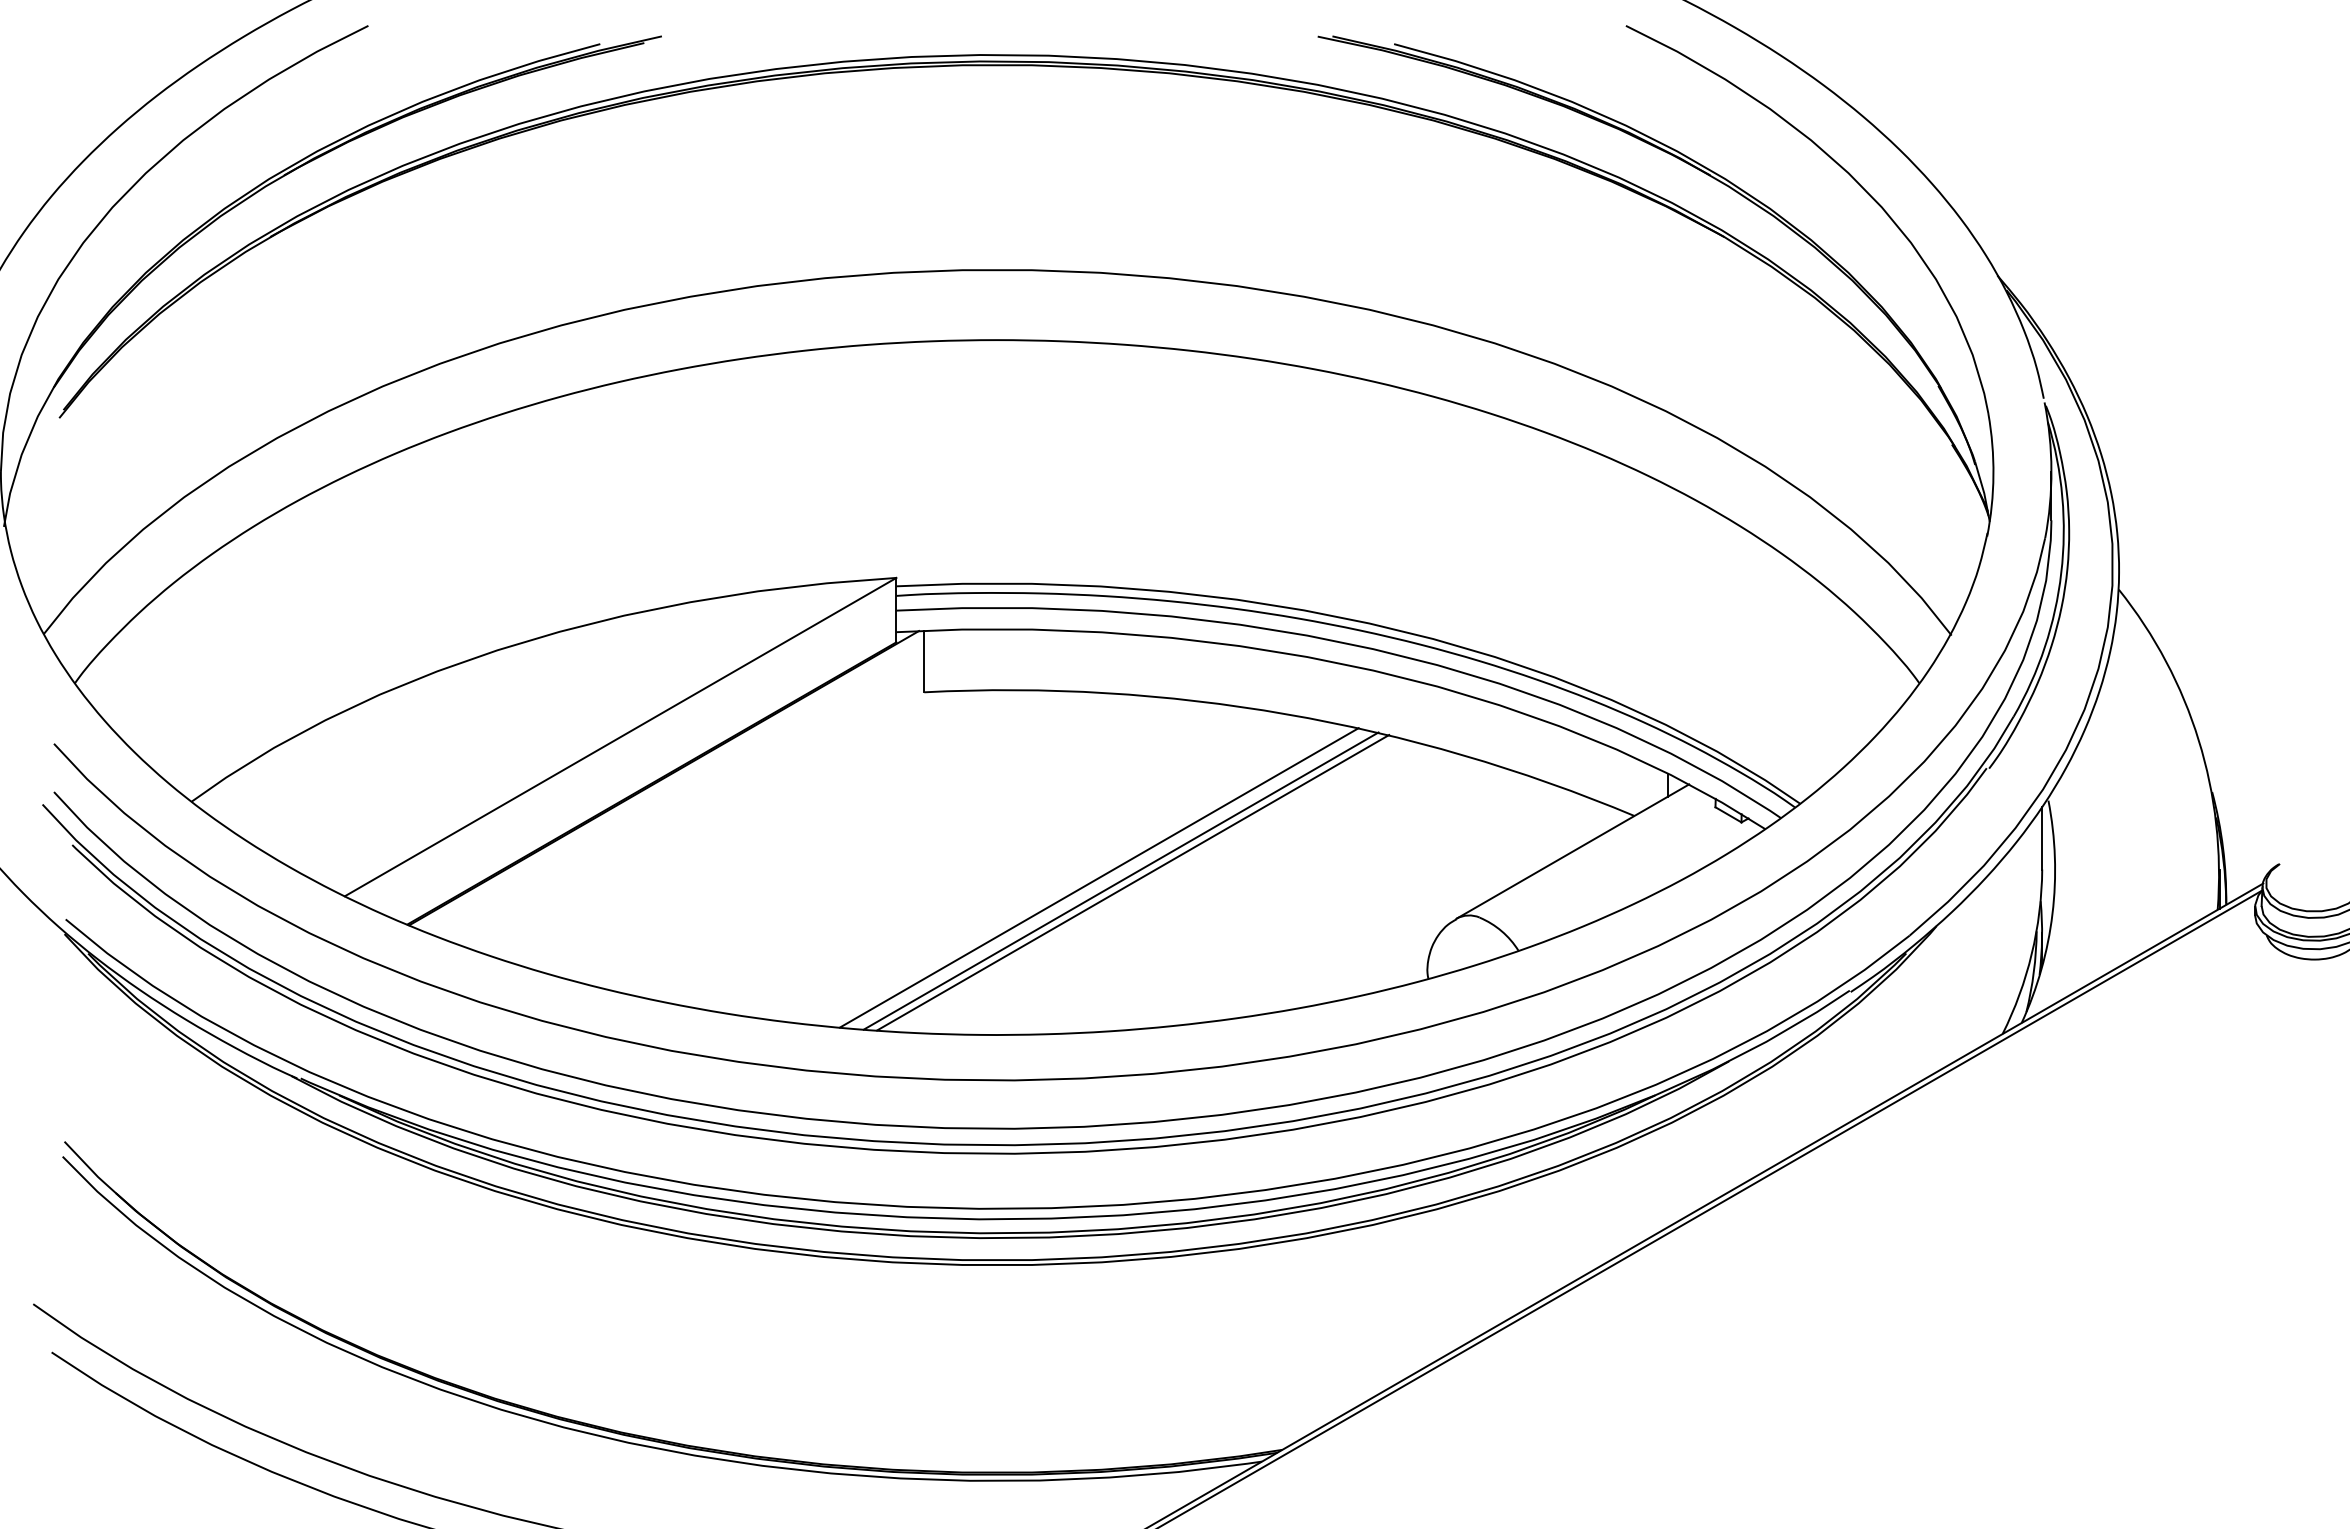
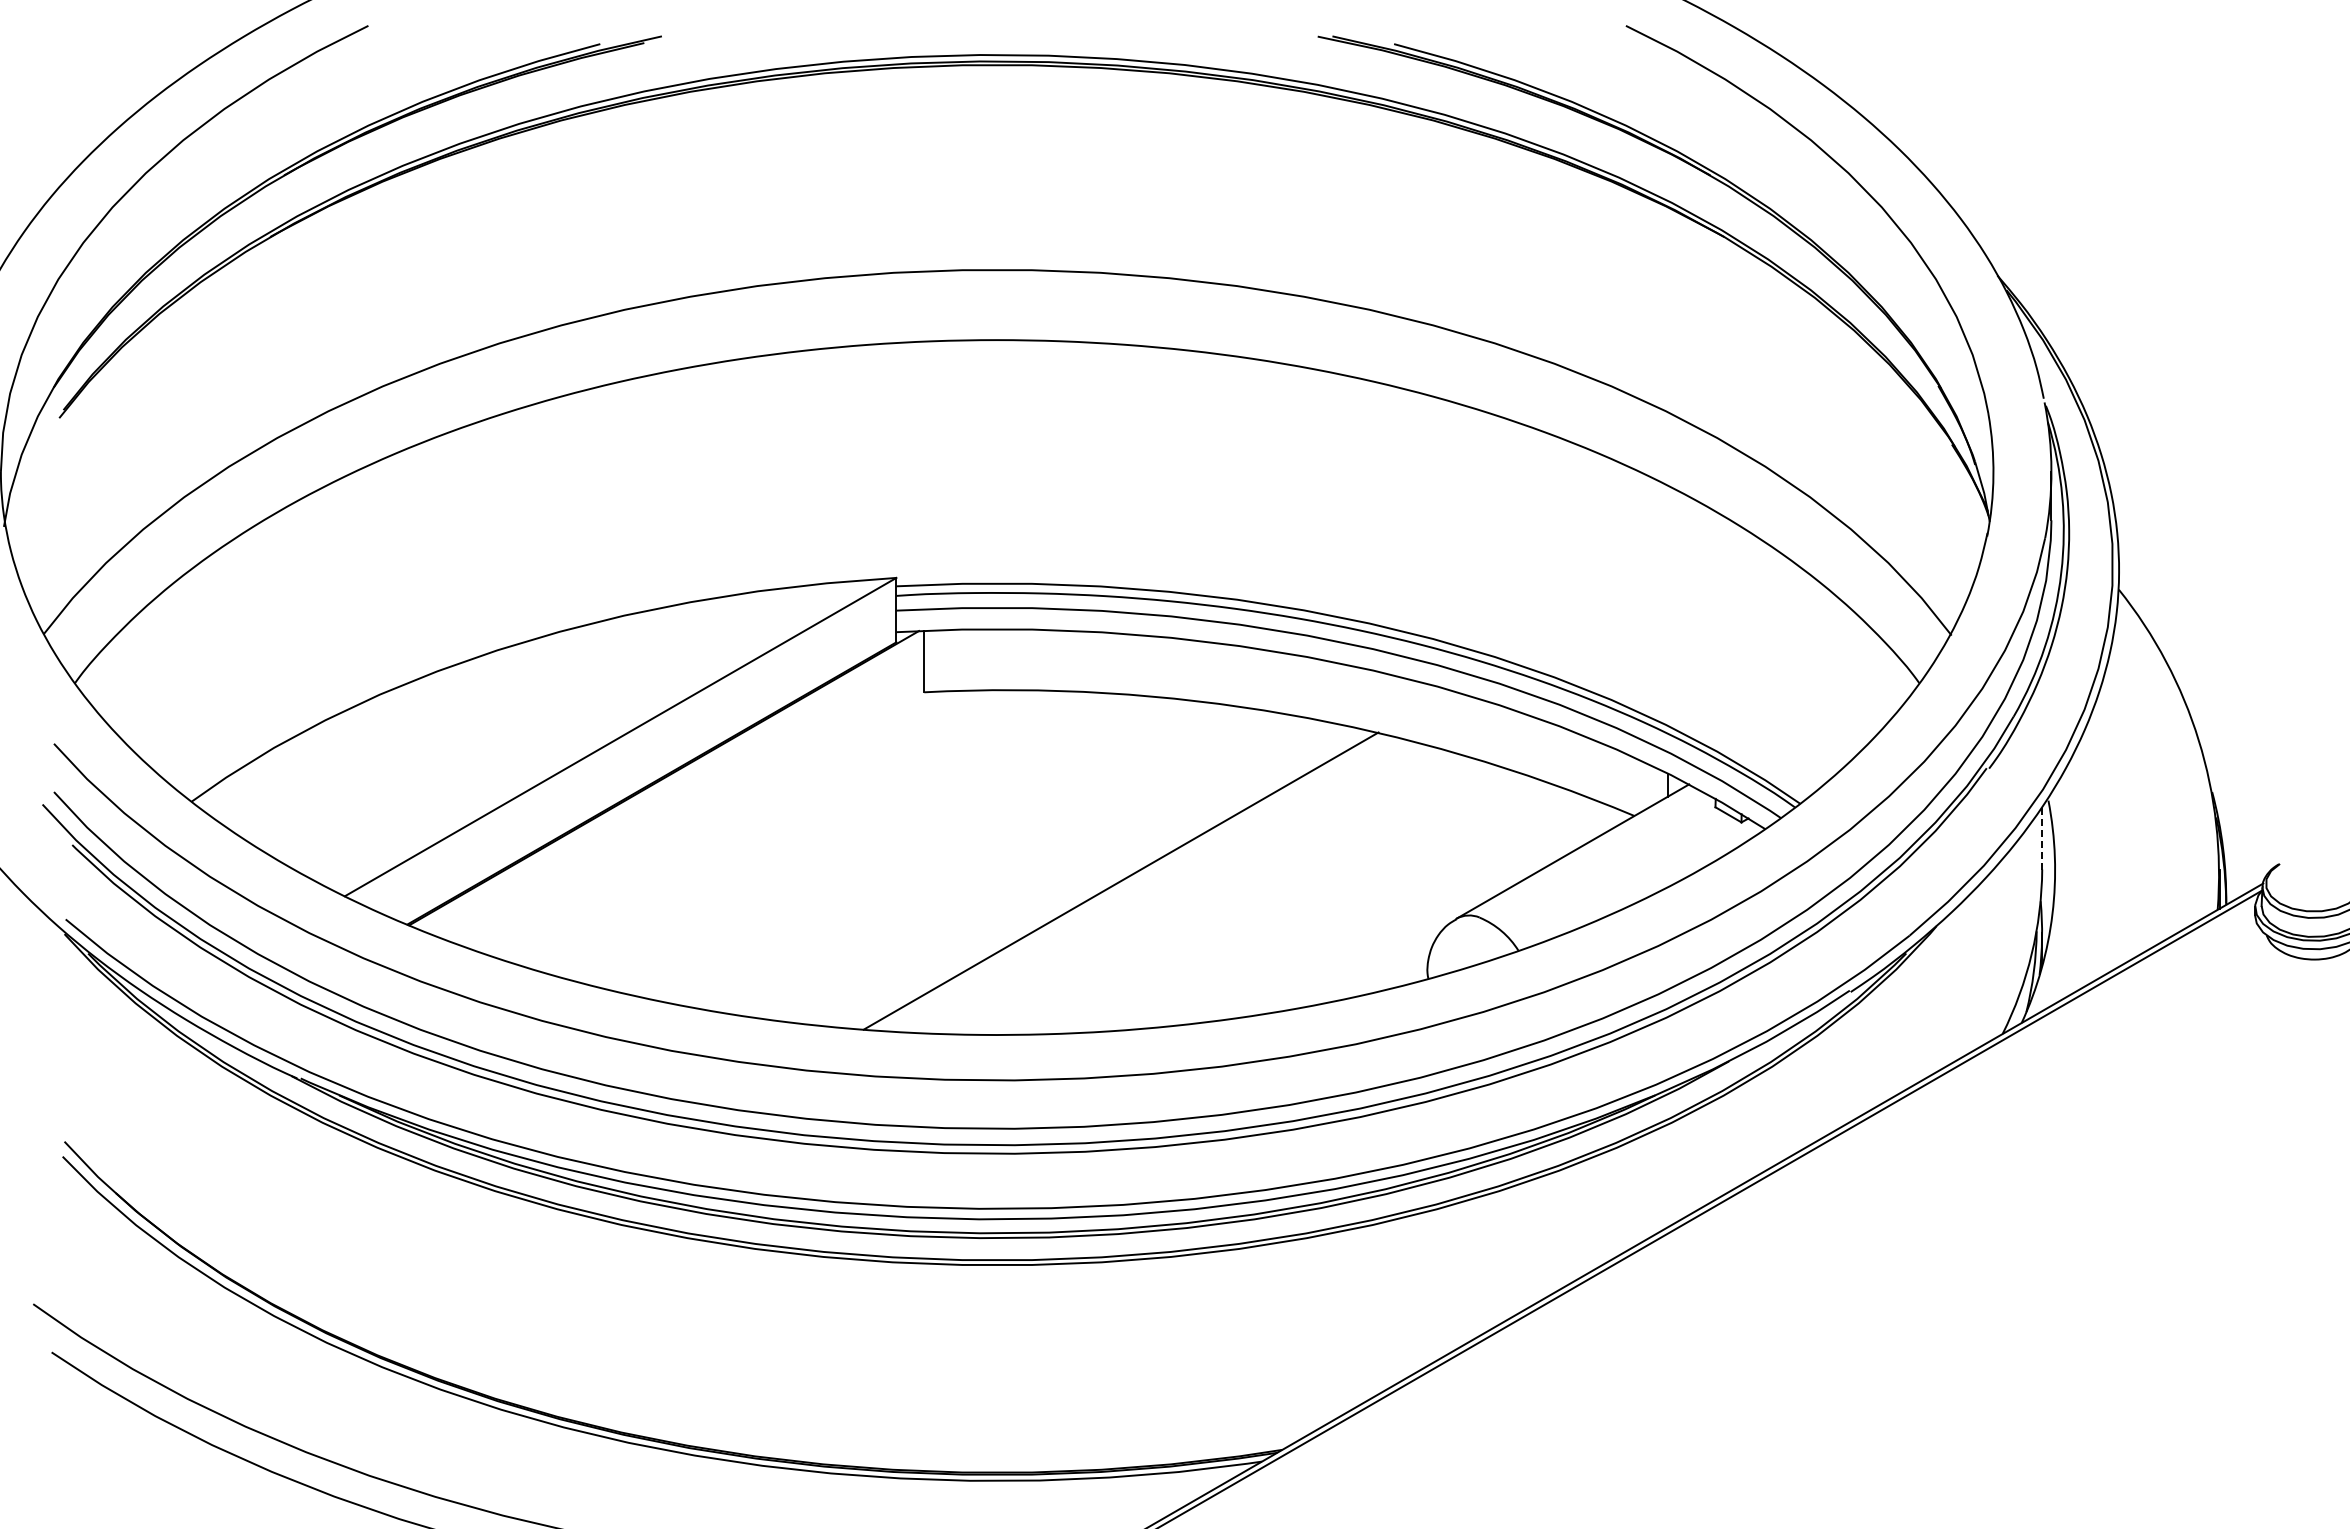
line: solid -> dashed (2042, 837)
line: present -> none (1098, 877)
line: present -> none (1133, 882)
